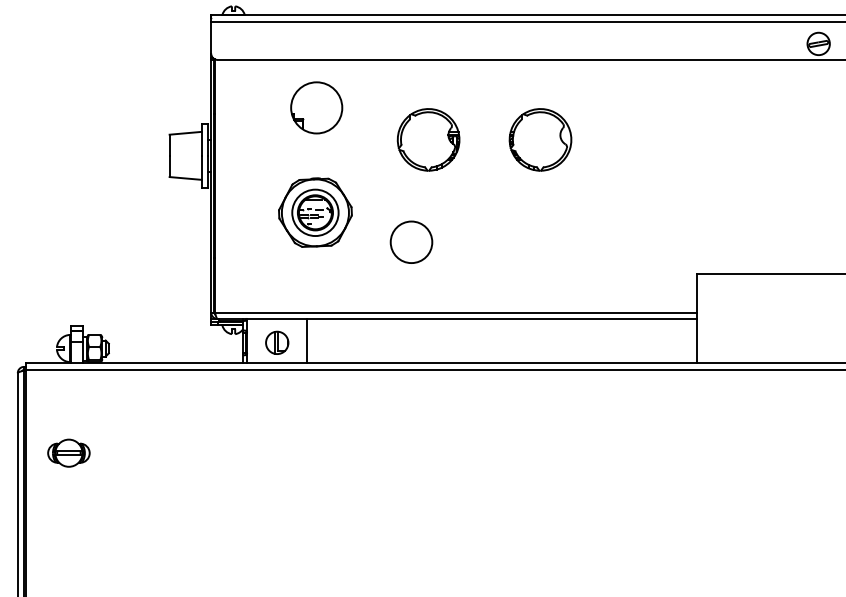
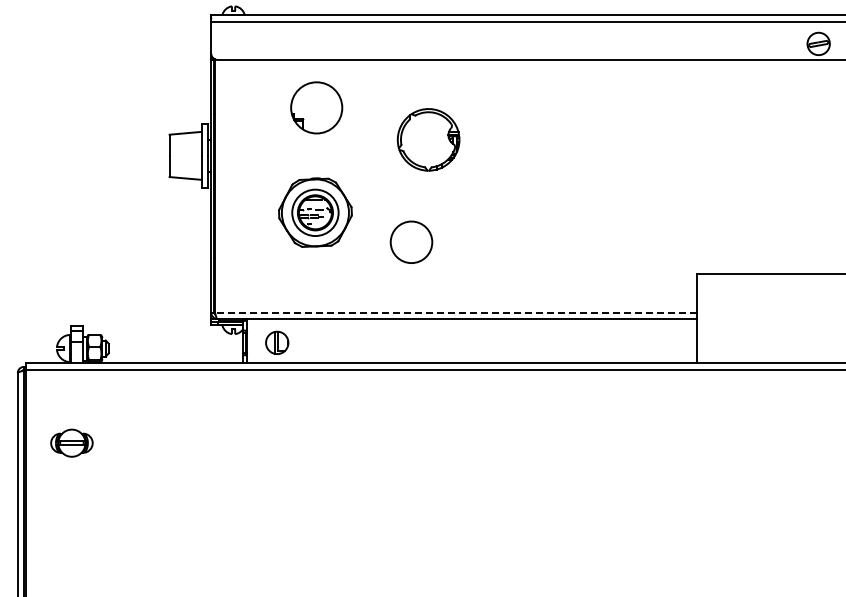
part: present -> none (540, 139)
line: solid -> dashed (455, 312)
line: present -> none (307, 340)
part position: (68, 452) -> (71, 442) (71, 442)
